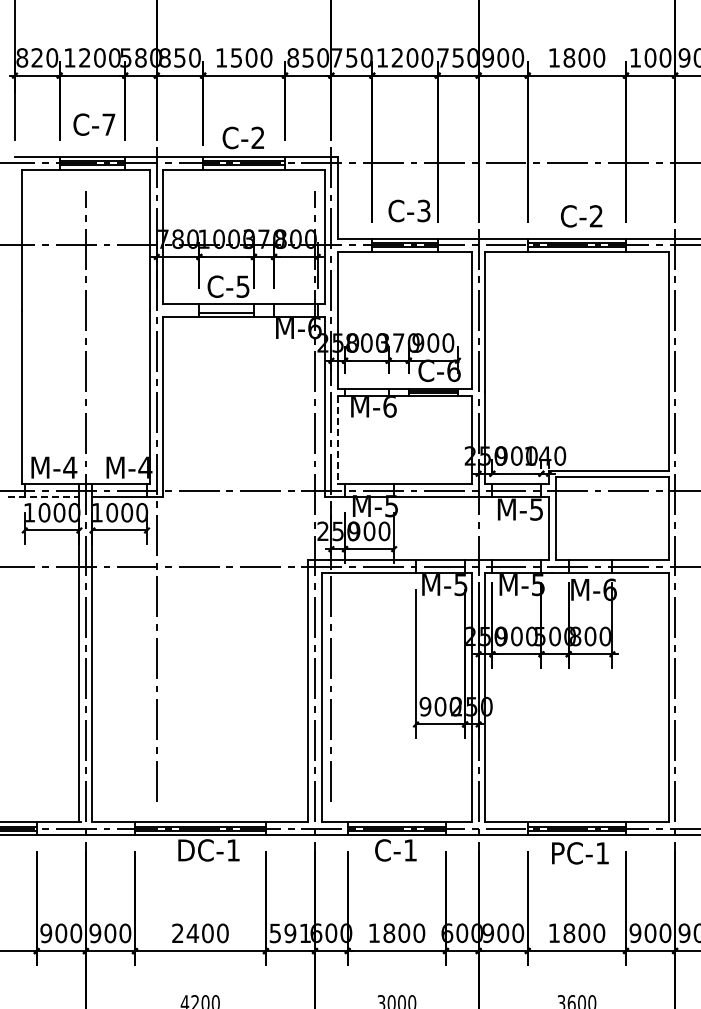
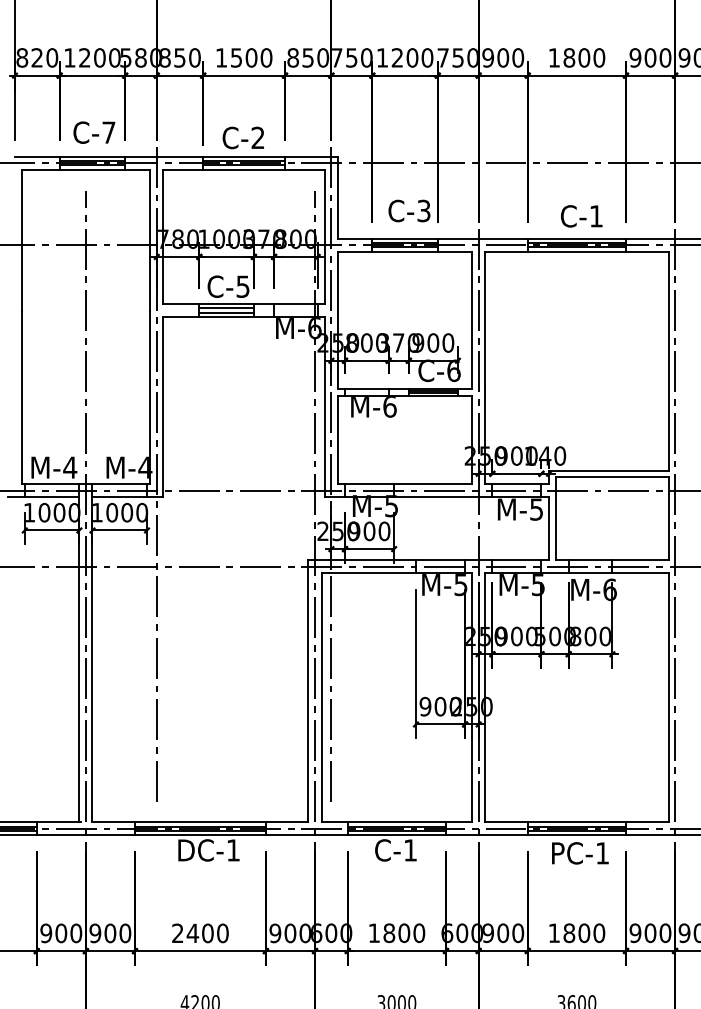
text: 100 -> 900 (635, 57)
text position: (94, 124) -> (94, 132) (94, 132)
text: C-2 -> C-1 (595, 216)
line: none -> present (226, 308)
line: dashed -> solid (337, 440)
line: dashed -> solid (44, 497)
text: 591 -> 900 (289, 933)
